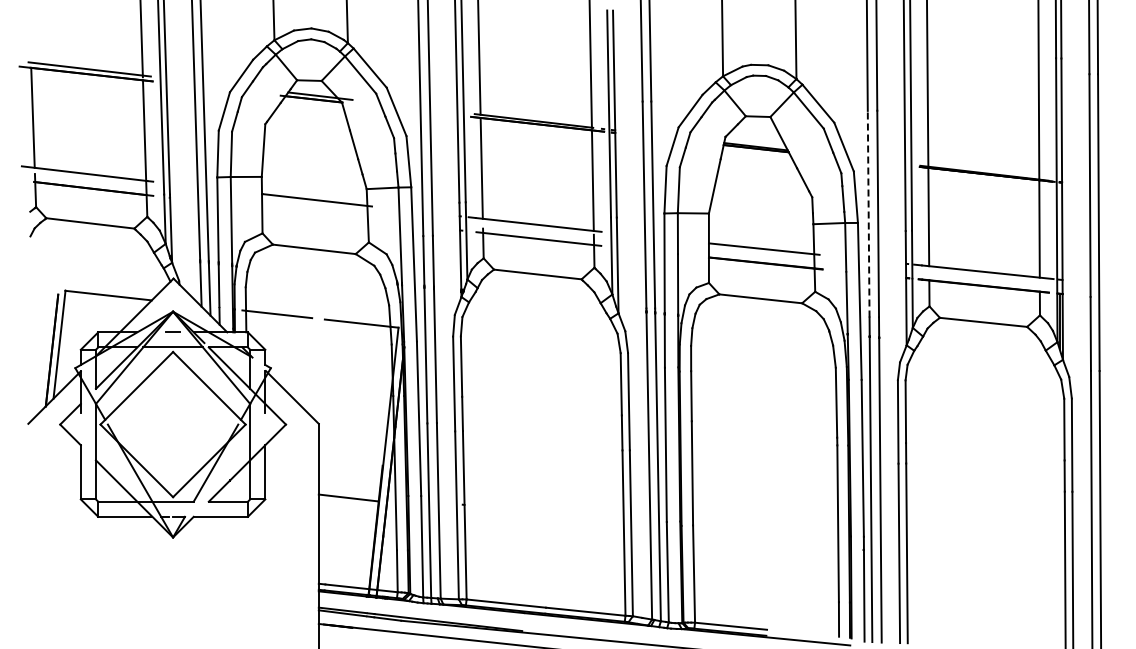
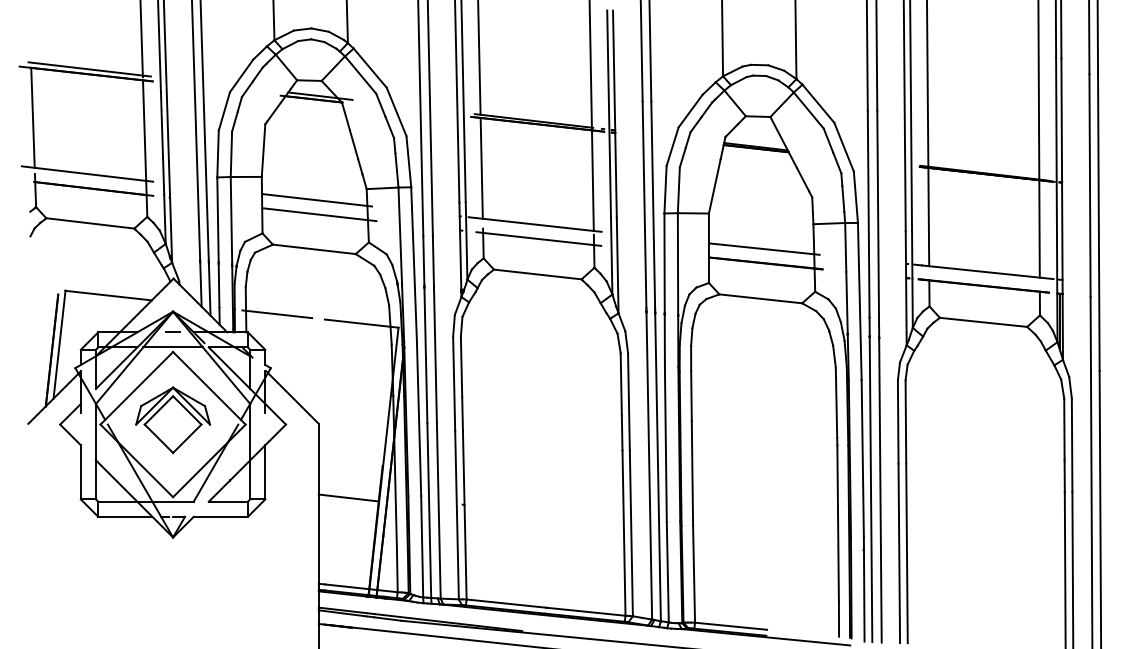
line: dashed -> solid (868, 213)
line: none -> present (319, 214)
part: none -> present (173, 420)
